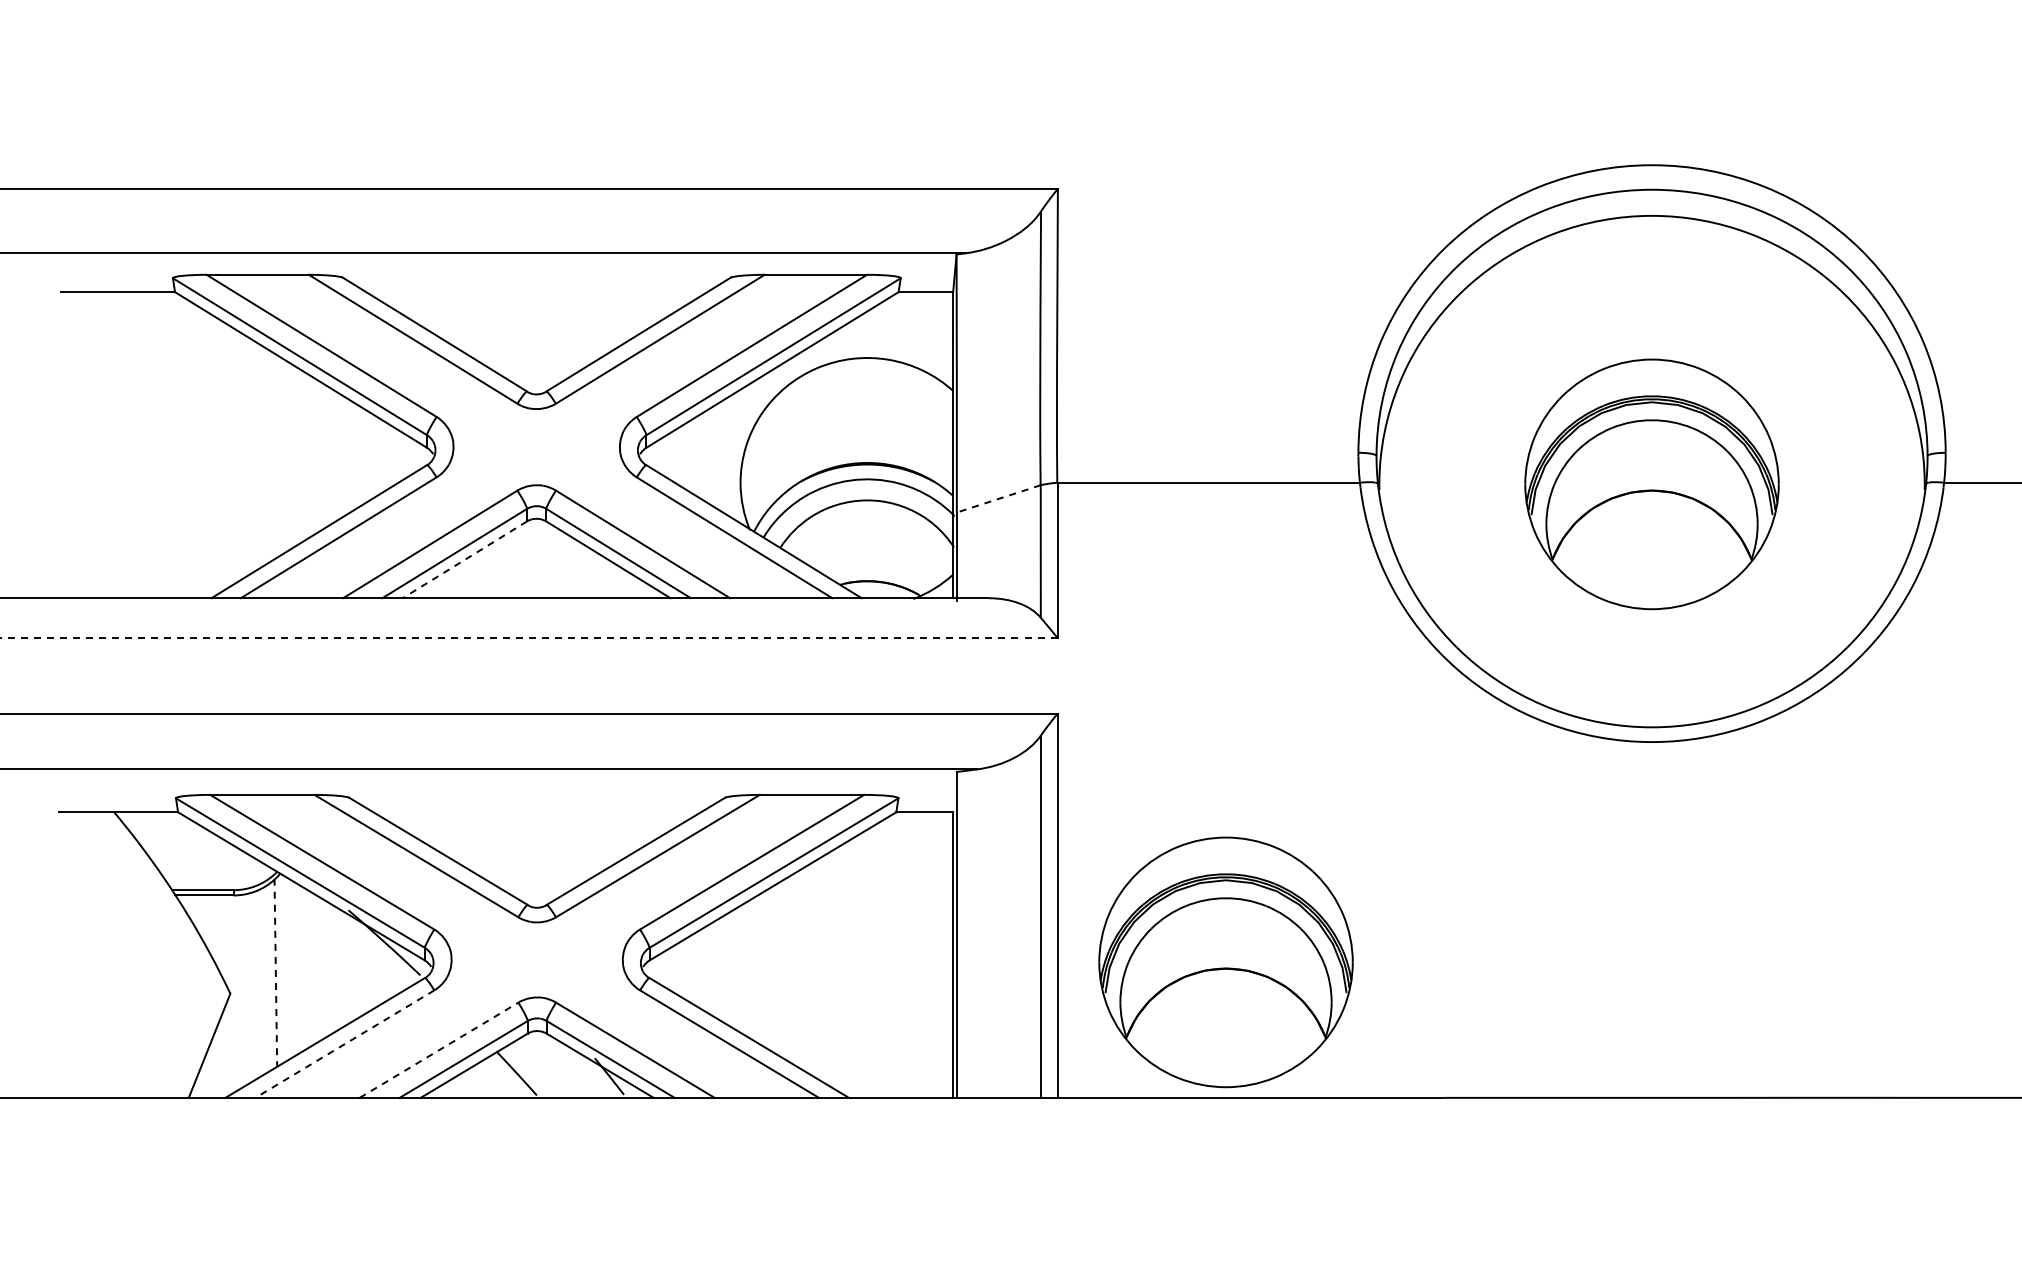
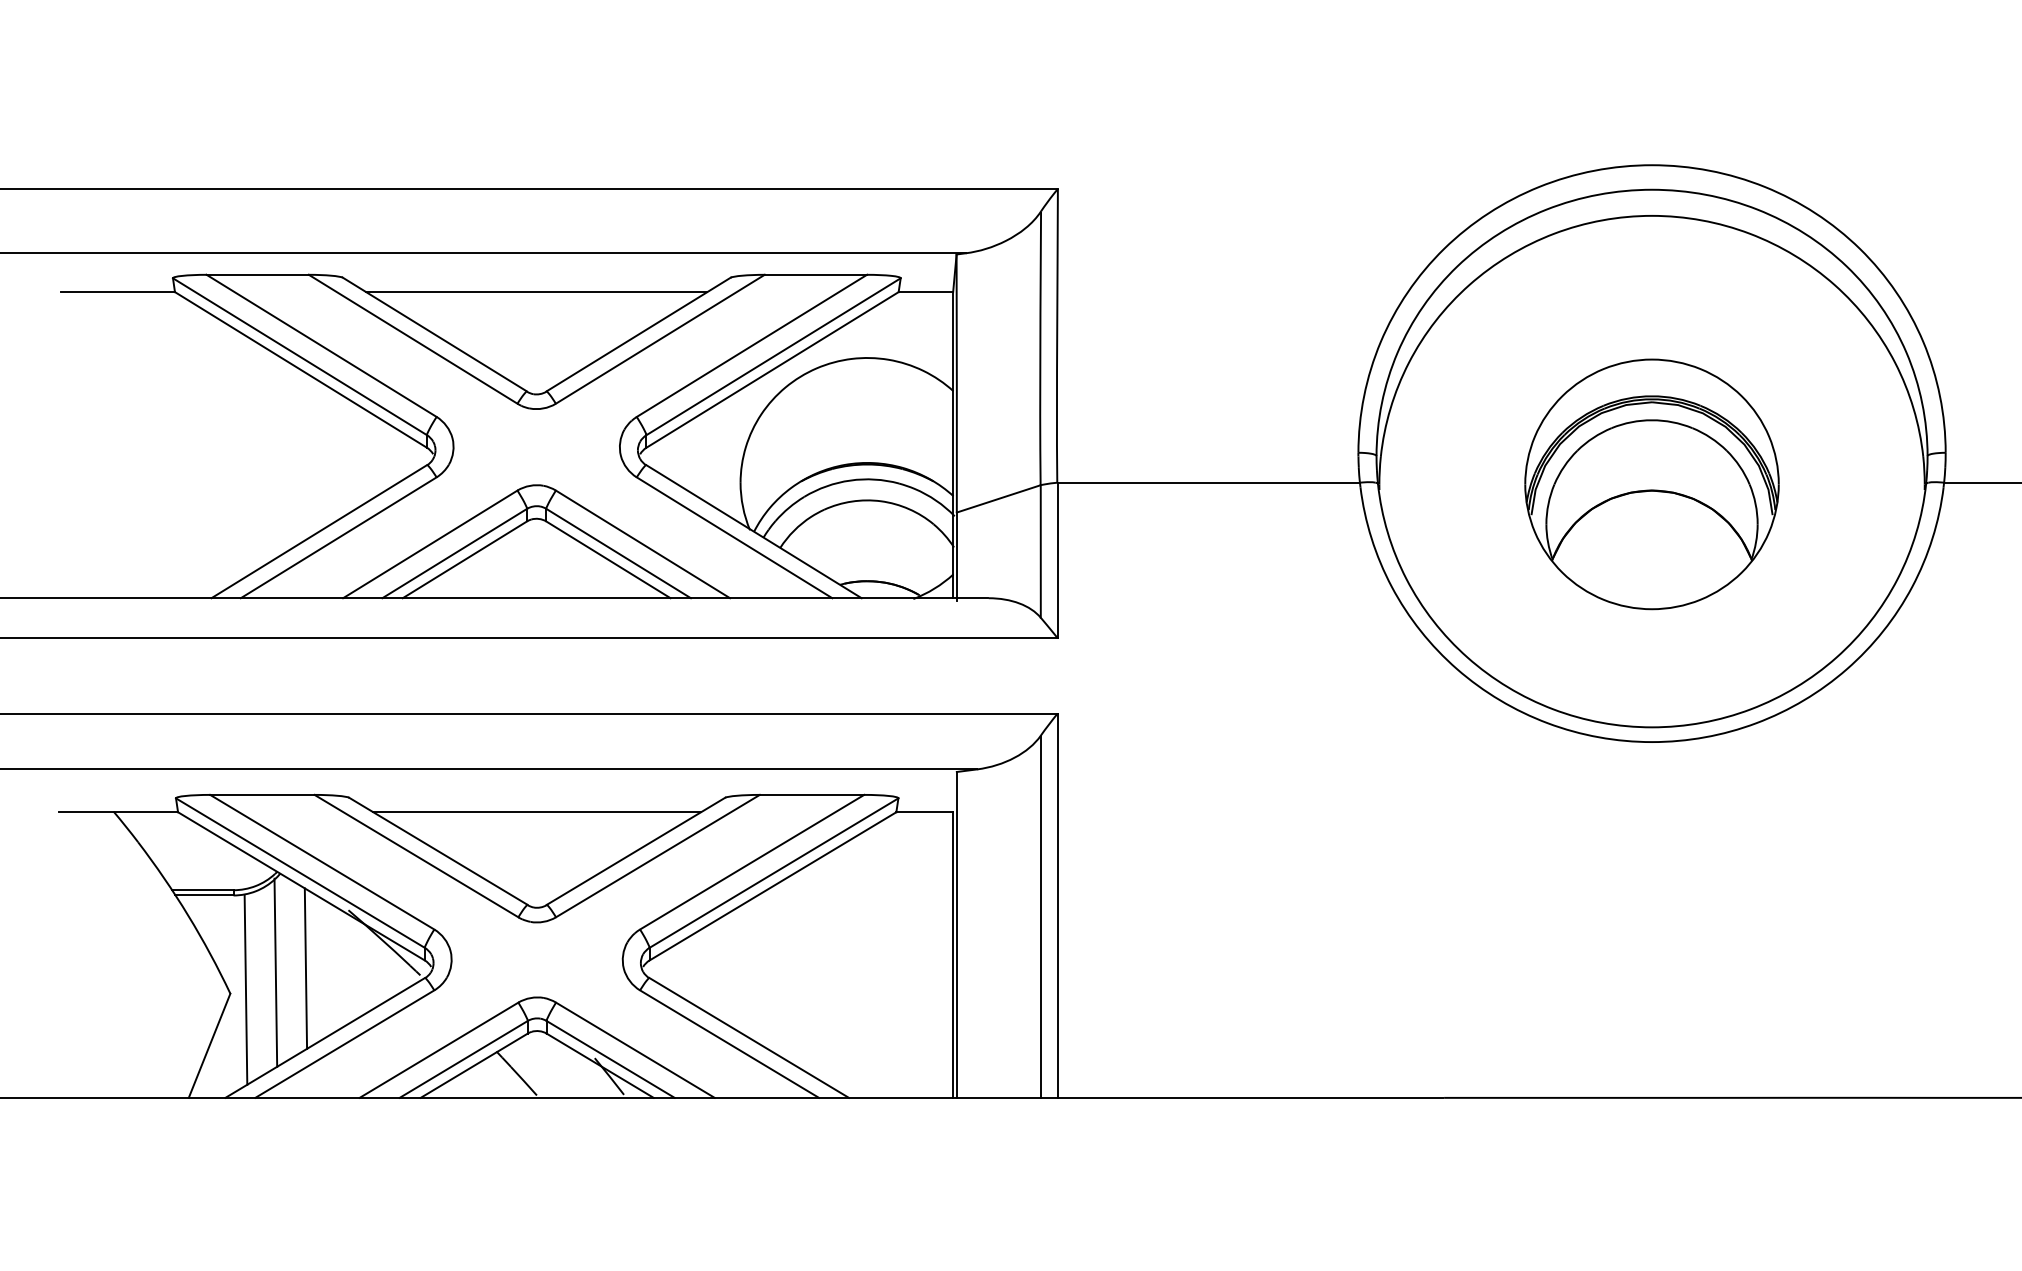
line: none -> present (536, 292)
line: dashed -> solid (998, 499)
line: dashed -> solid (464, 560)
line: dashed -> solid (529, 638)
line: none -> present (537, 812)
part: present -> none (1225, 962)
line: none -> present (305, 968)
line: dashed -> solid (275, 973)
line: none -> present (245, 989)
line: dashed -> solid (344, 1044)
line: dashed -> solid (439, 1050)
